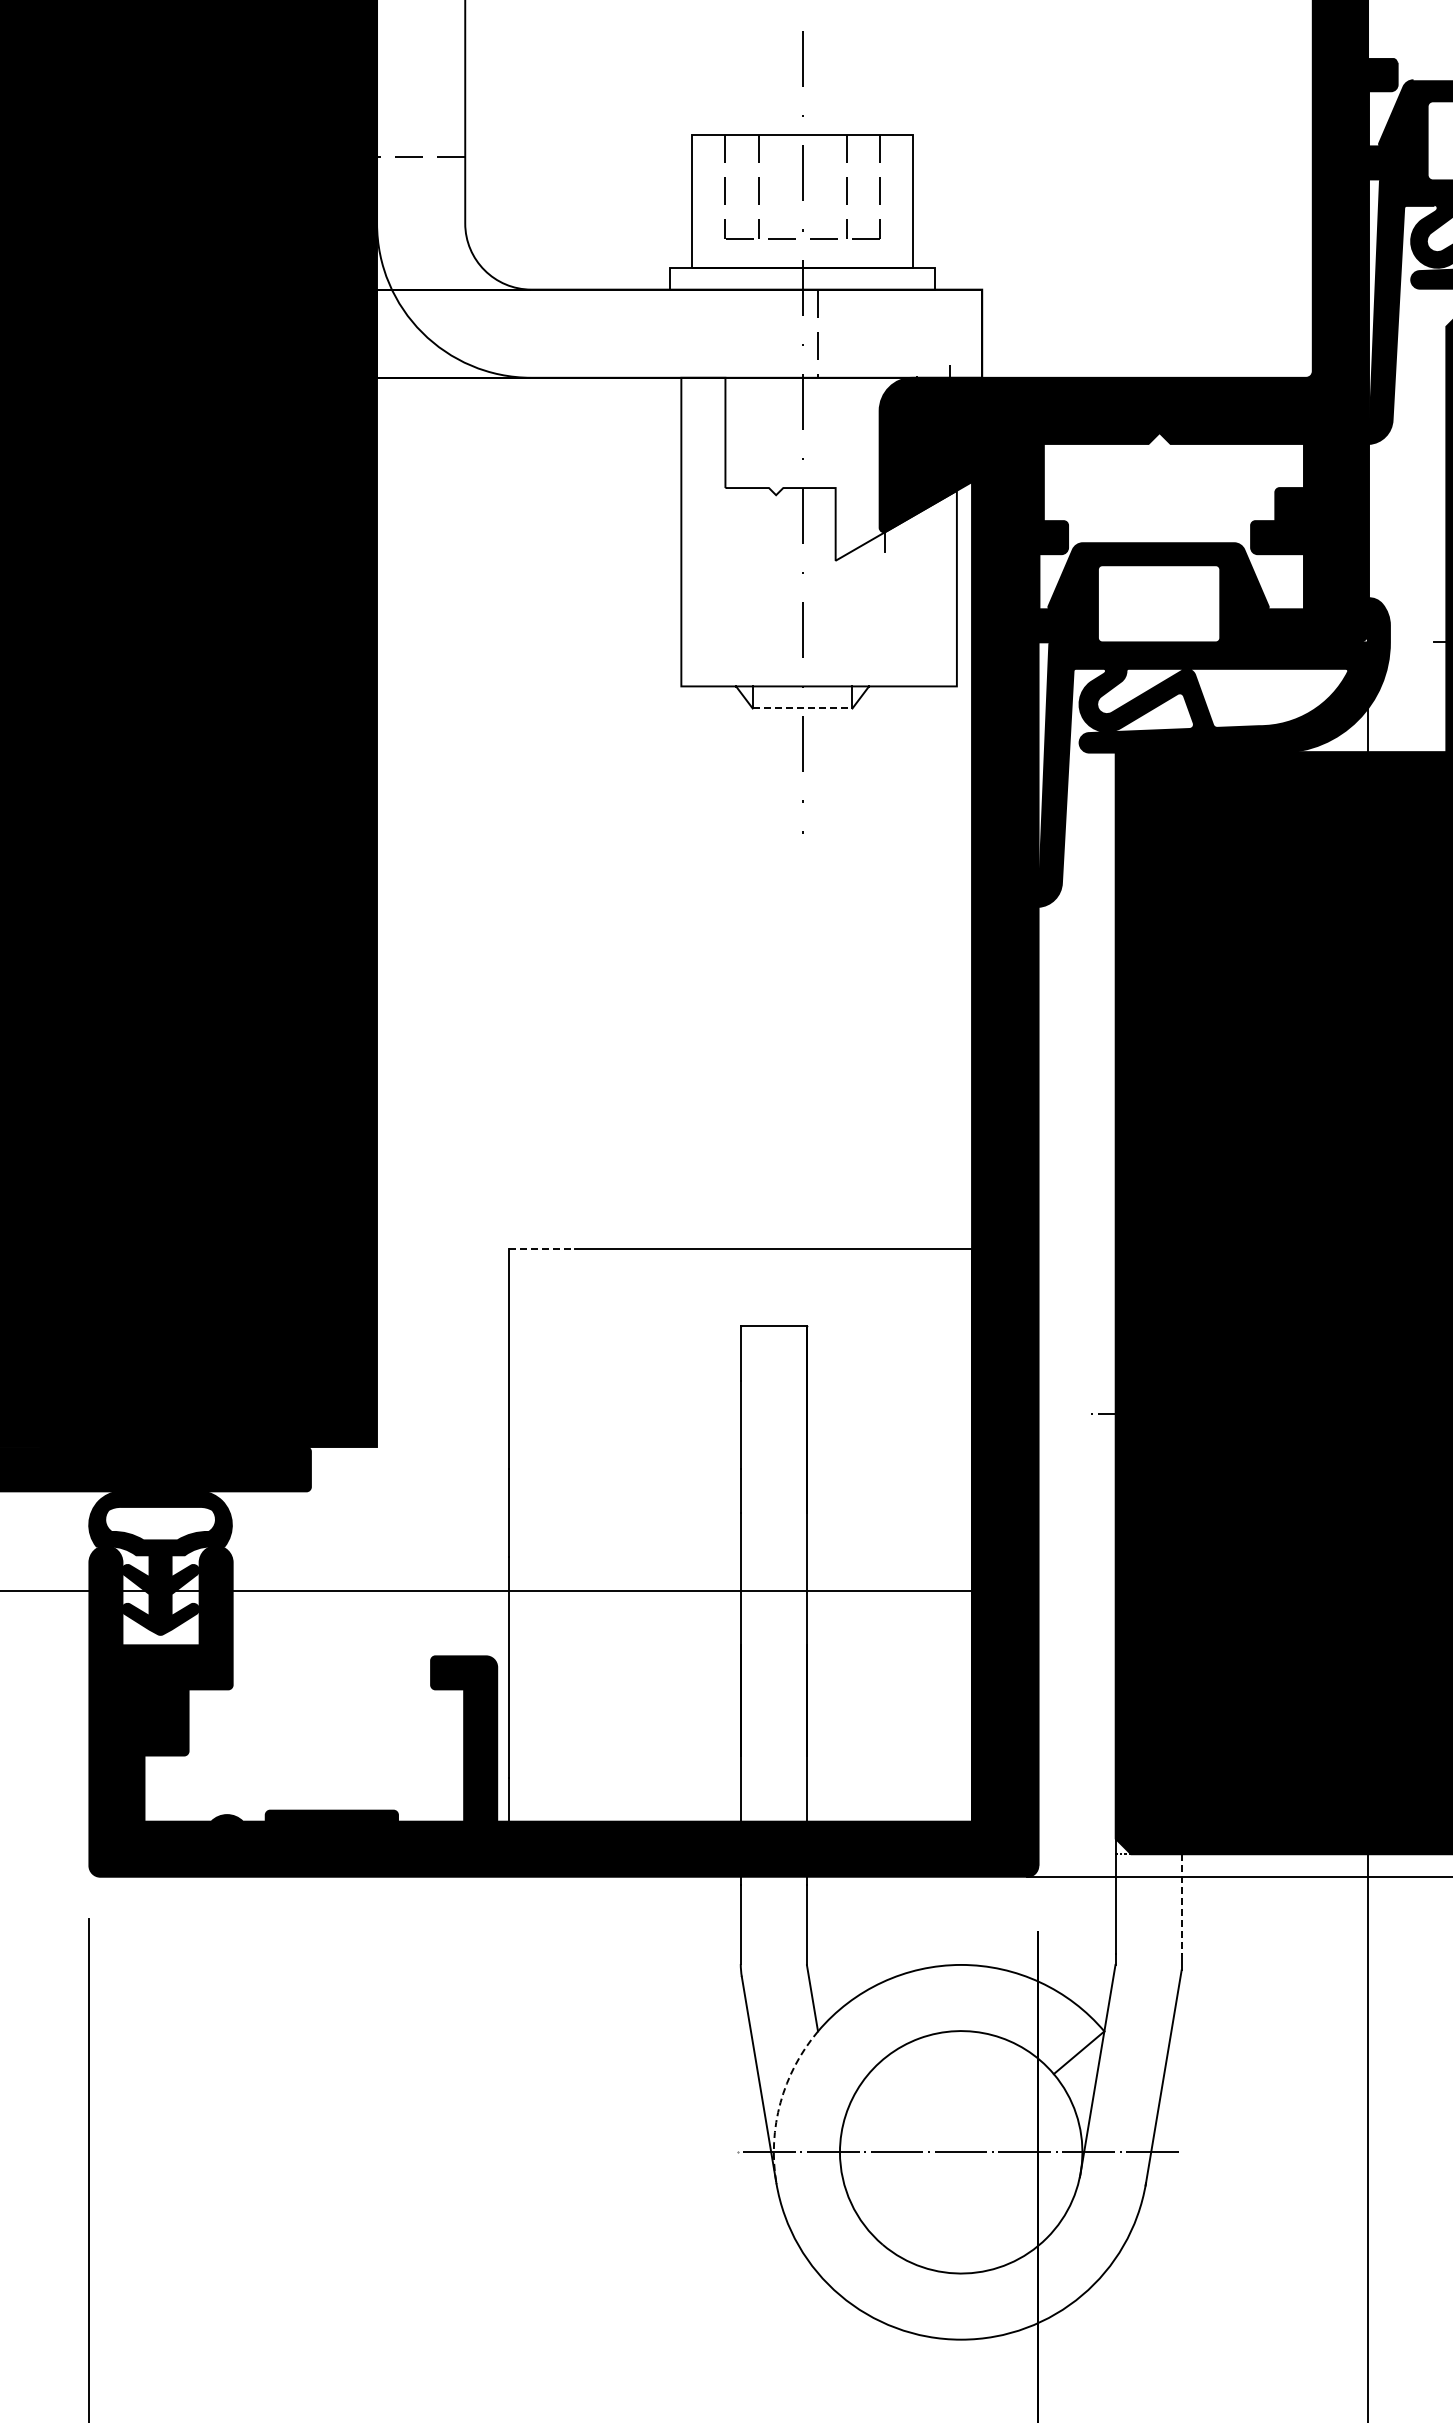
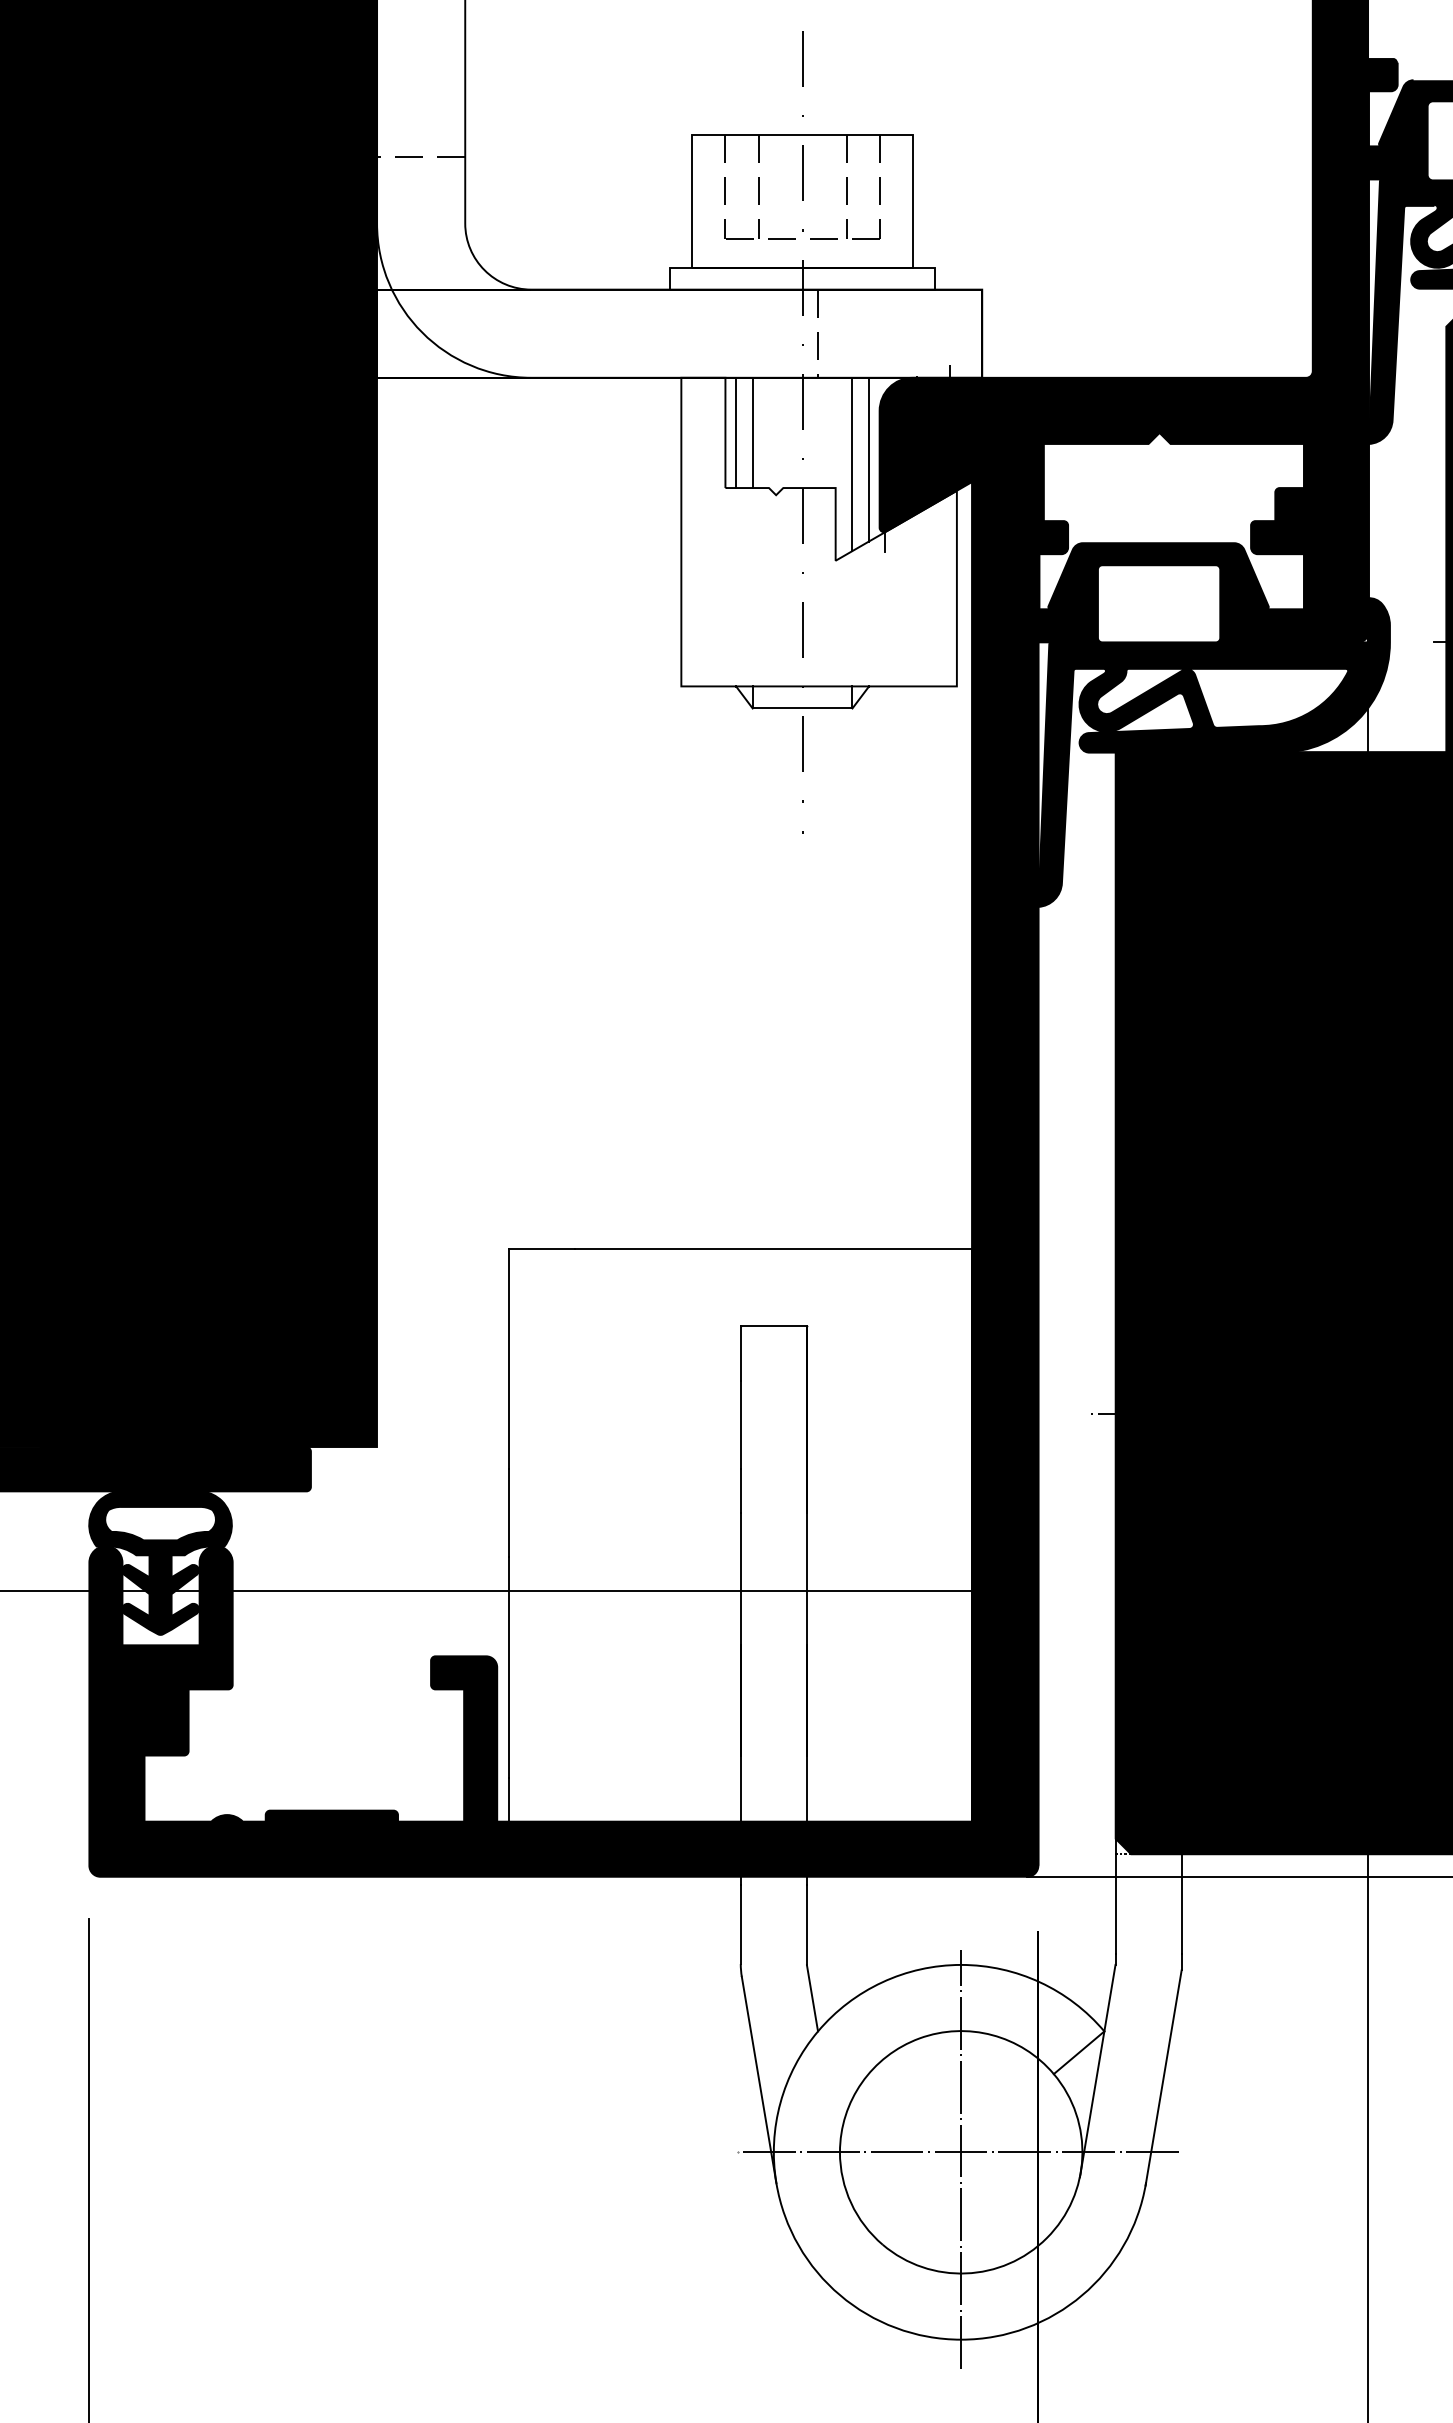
line: none -> present (736, 432)
line: none -> present (752, 432)
line: none -> present (868, 459)
line: none -> present (852, 464)
line: dashed -> solid (802, 708)
line: dashed -> solid (542, 1248)
line: dashed -> solid (1181, 1904)
arc: dashed -> solid (780, 2102)
line: none -> present (961, 2159)
